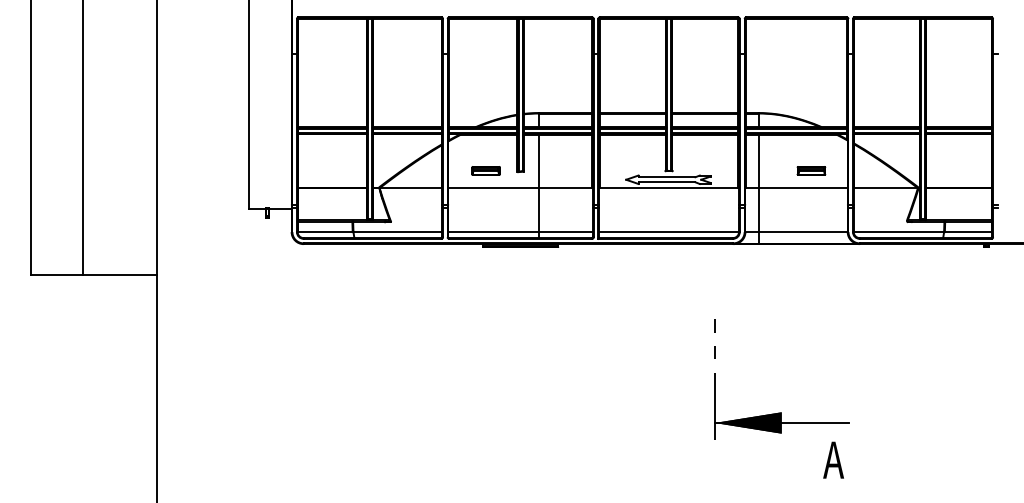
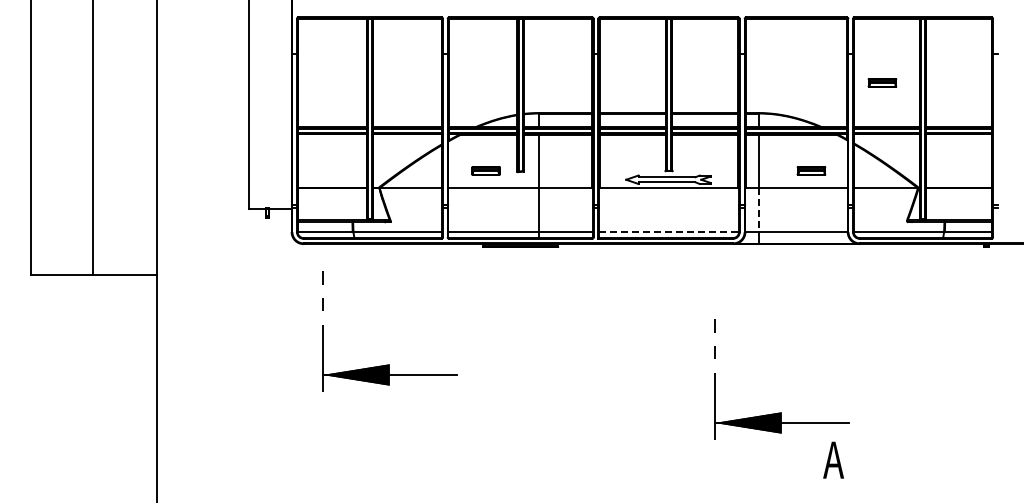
part: none -> present (882, 82)
line position: (83, 138) -> (93, 138) (93, 138)
line: solid -> dashed (758, 210)
line: solid -> dashed (669, 232)
part: none -> present (389, 364)
